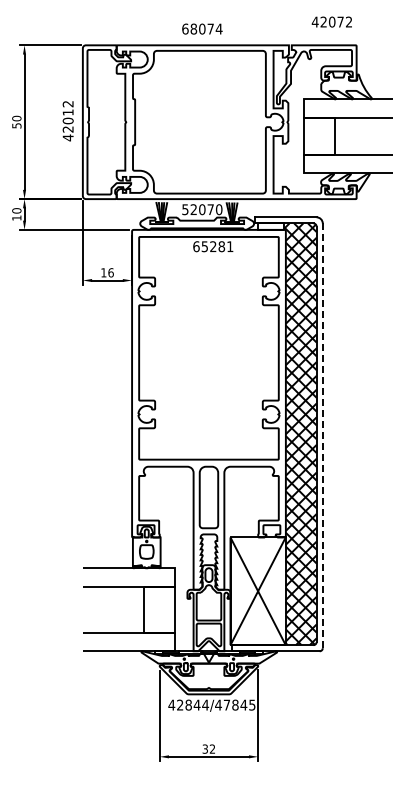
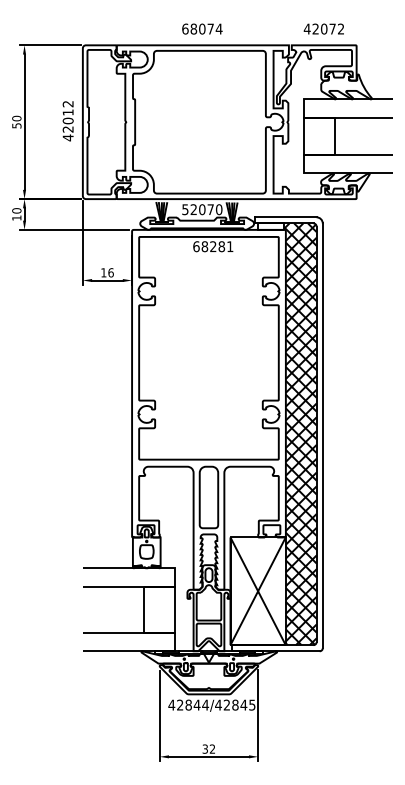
text position: (331, 21) -> (323, 28) (323, 28)
text: 65281 -> 68281 (204, 246)
line: dashed -> solid (322, 435)
text: 42844/47845 -> 42844/42845 (226, 704)
